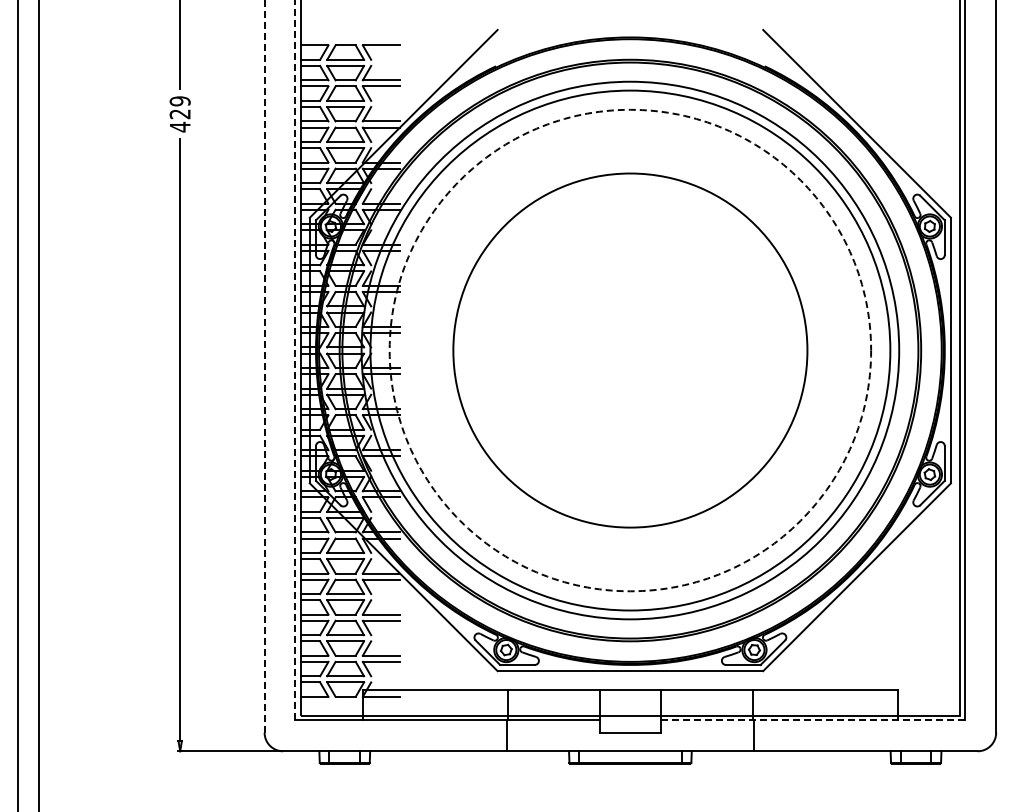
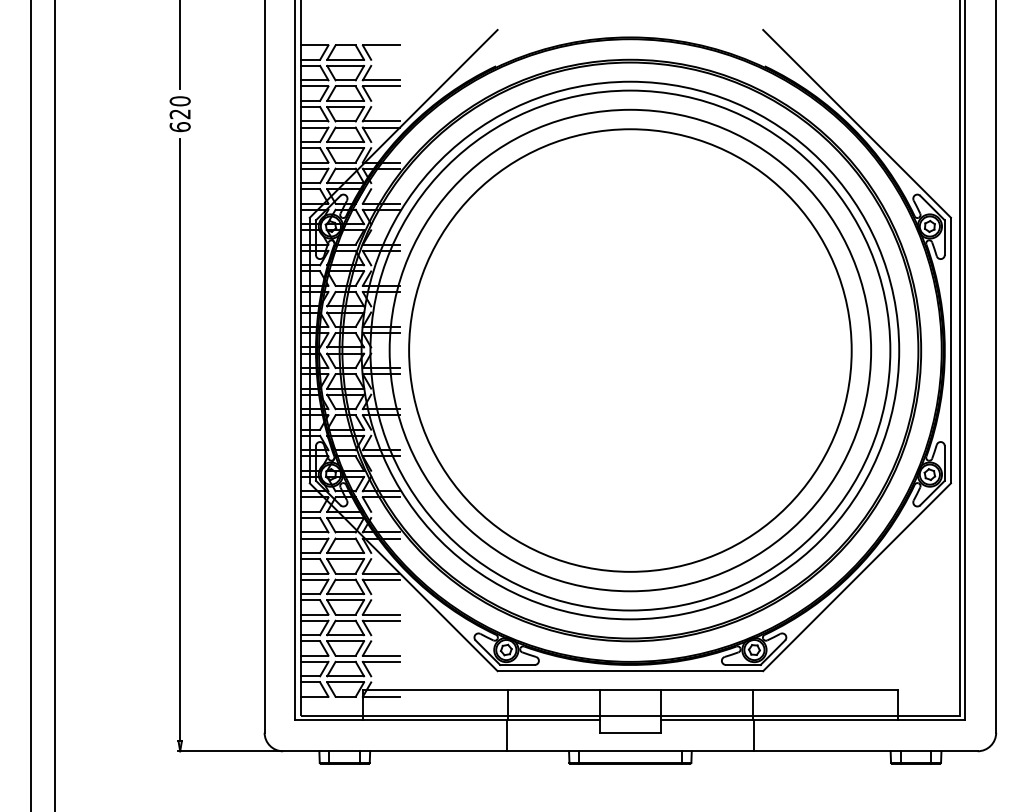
text: 429 -> 620 (179, 114)
circle diameter: 354 px -> 443 px (630, 350)
circle: dashed -> solid (630, 350)
line: dashed -> solid (295, 360)
line: dashed -> solid (264, 366)
line position: (17, 405) -> (30, 405) (30, 405)
line position: (39, 405) -> (55, 405) (55, 405)
line: dashed -> solid (812, 720)
